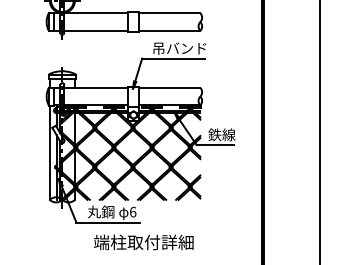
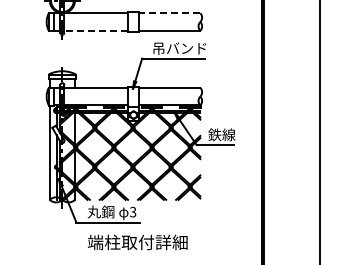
line: solid -> dashed (169, 13)
line: solid -> dashed (96, 30)
text: 6 -> 3 (133, 211)
text position: (143, 242) -> (137, 242) (137, 242)
